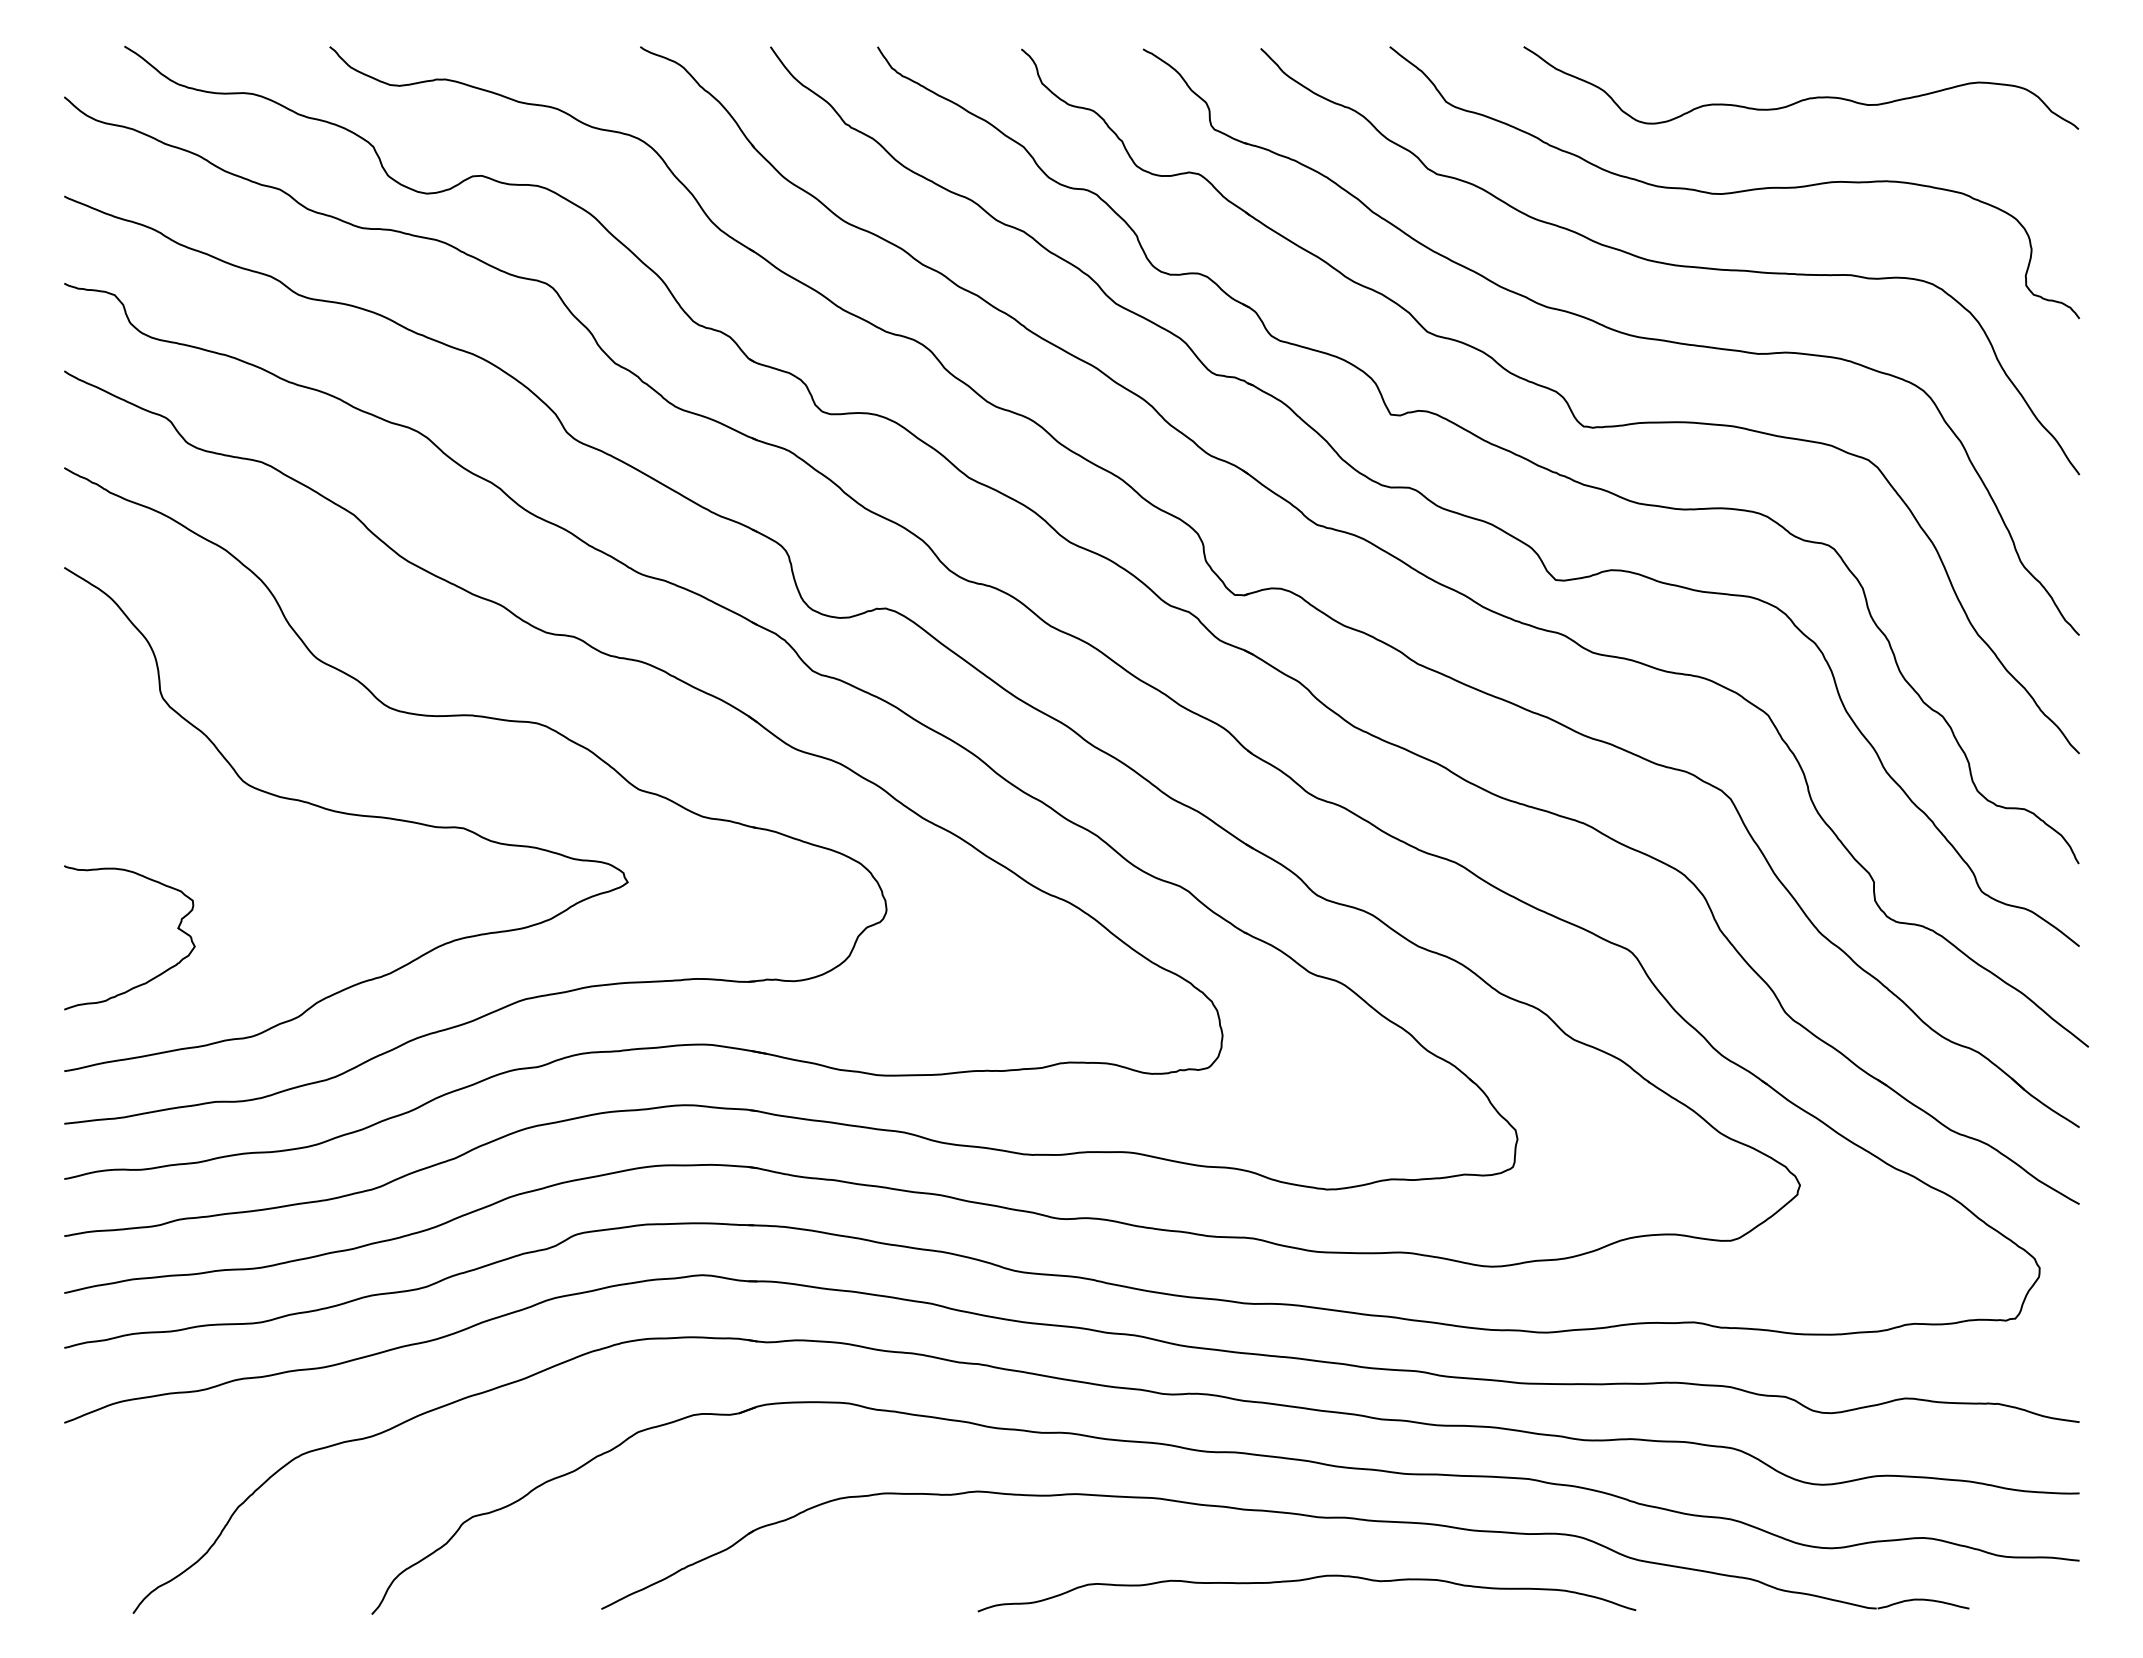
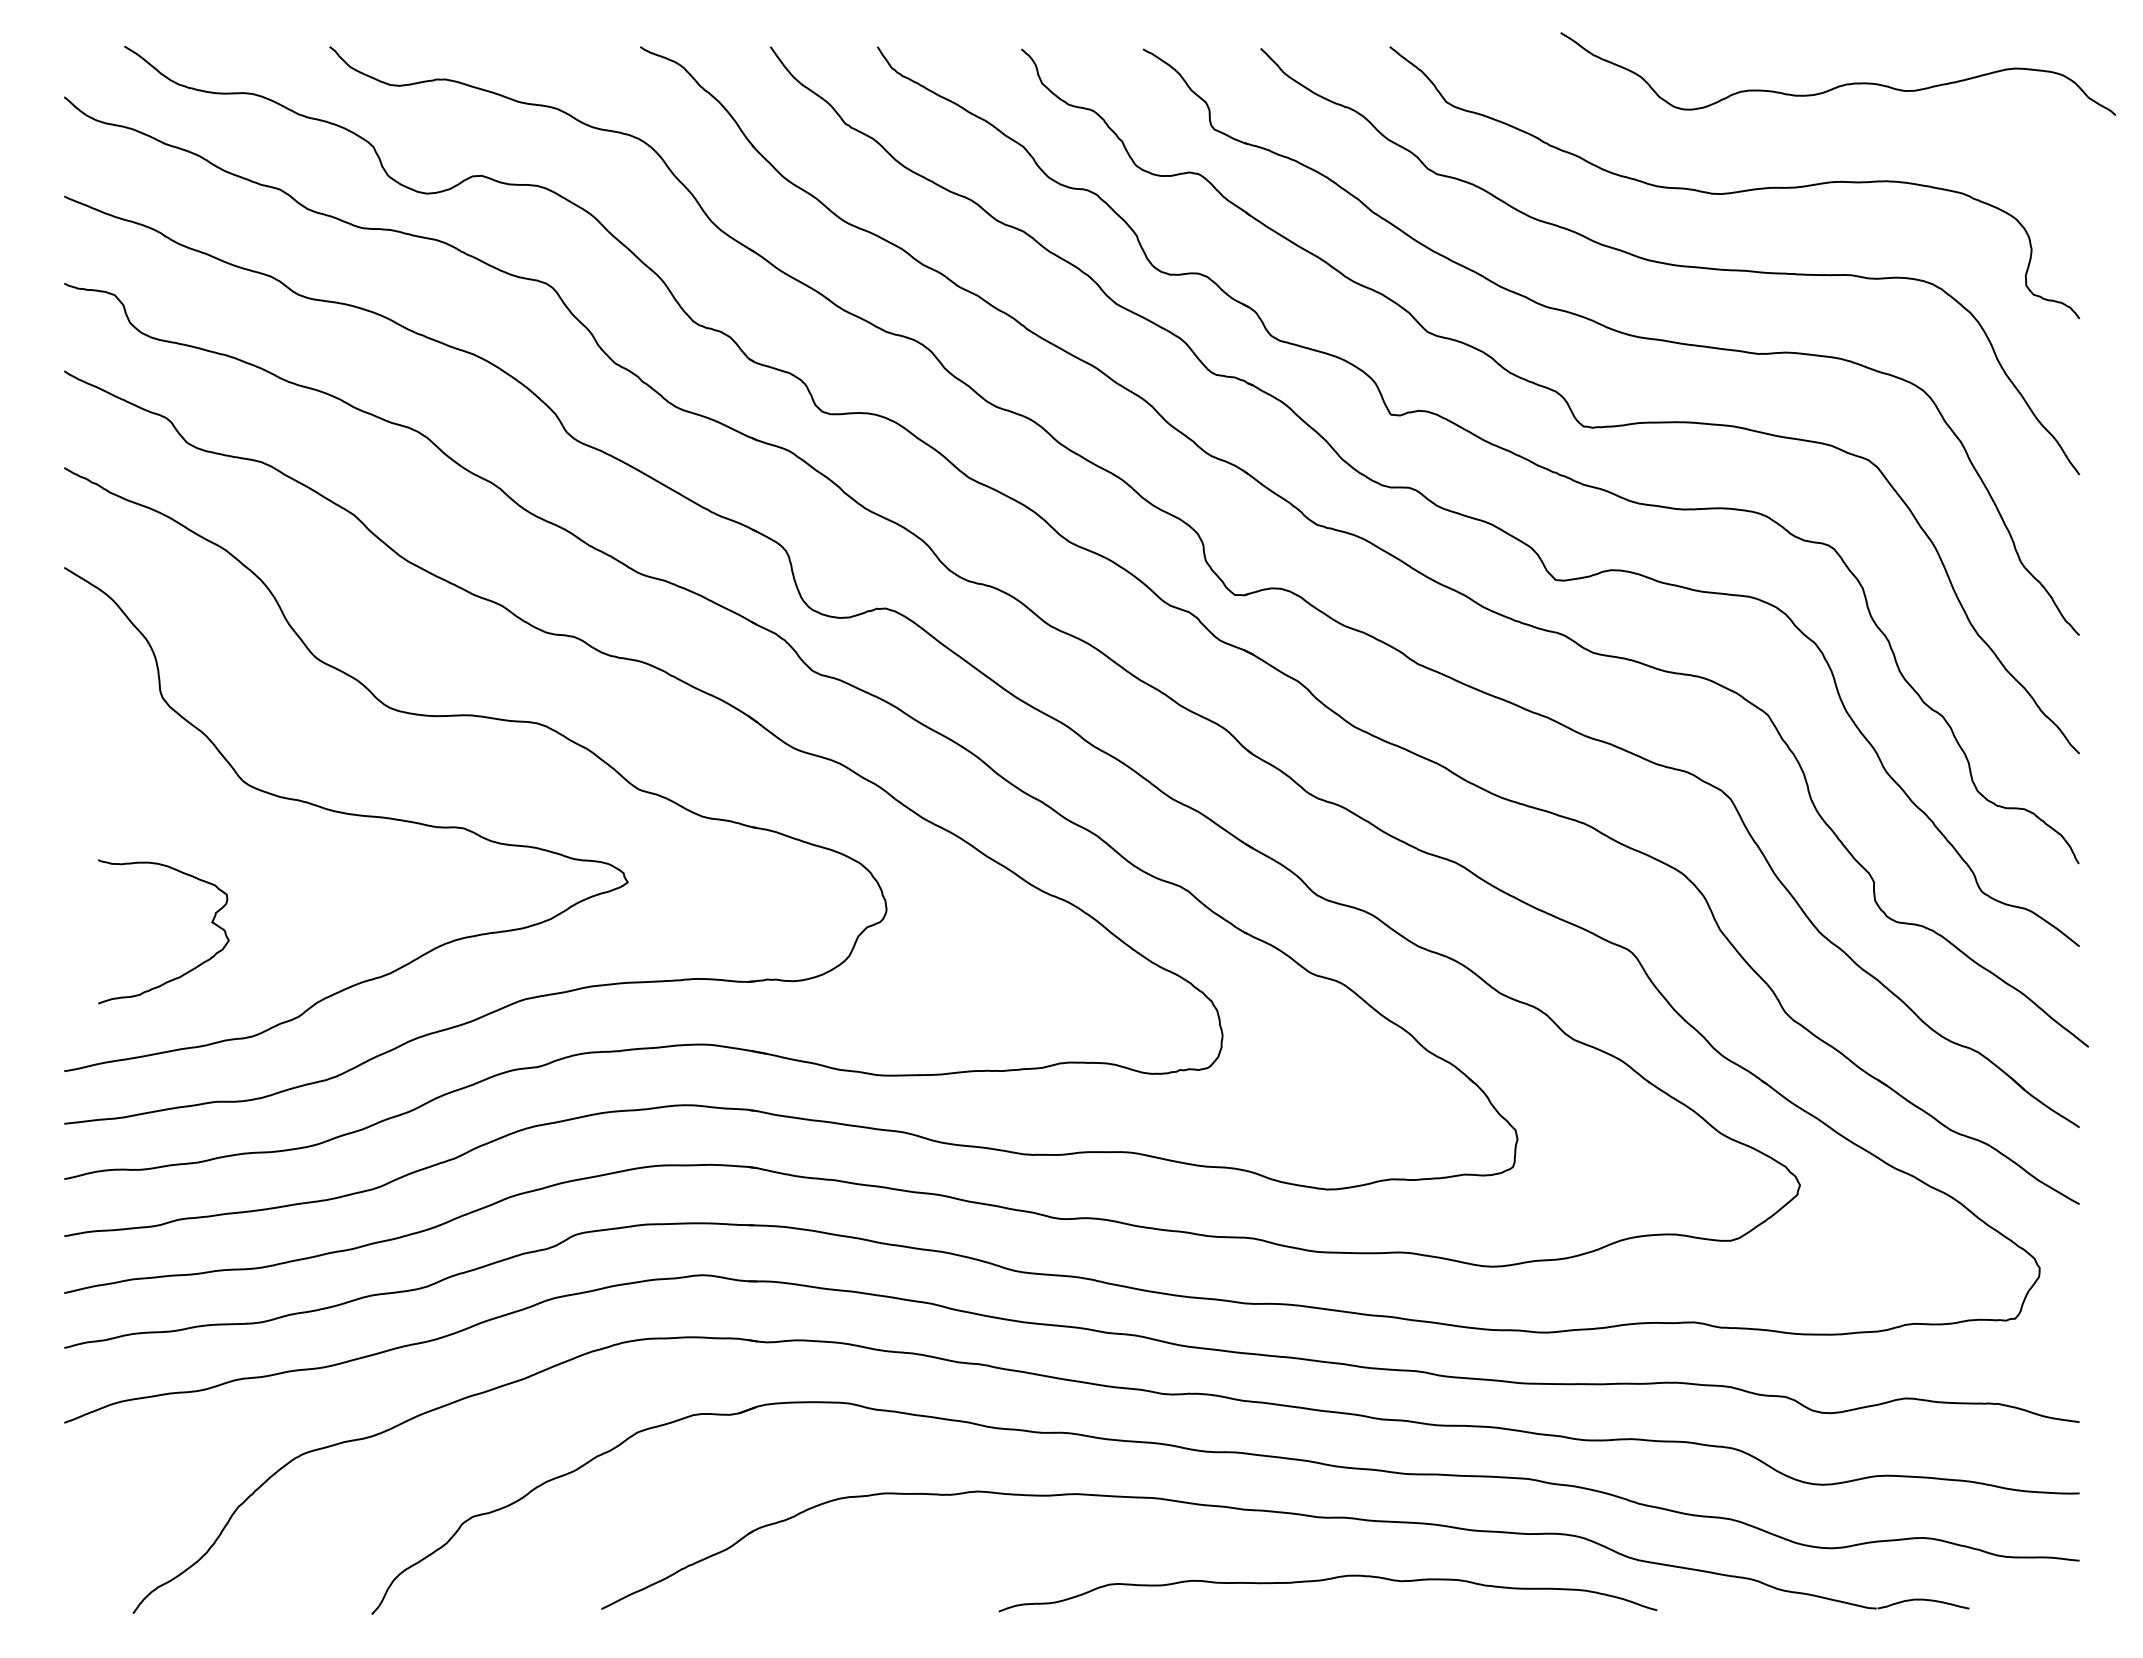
curve position: (1805, 98) -> (1842, 84) (1842, 84)
curve position: (149, 979) -> (183, 973) (183, 973)
curve position: (1306, 1580) -> (1327, 1580) (1327, 1580)
